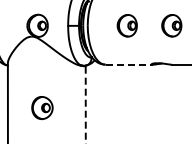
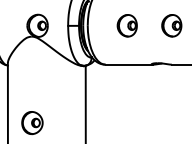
line: dashed -> solid (129, 64)
line: dashed -> solid (85, 104)
part position: (42, 108) -> (32, 123) (32, 123)
